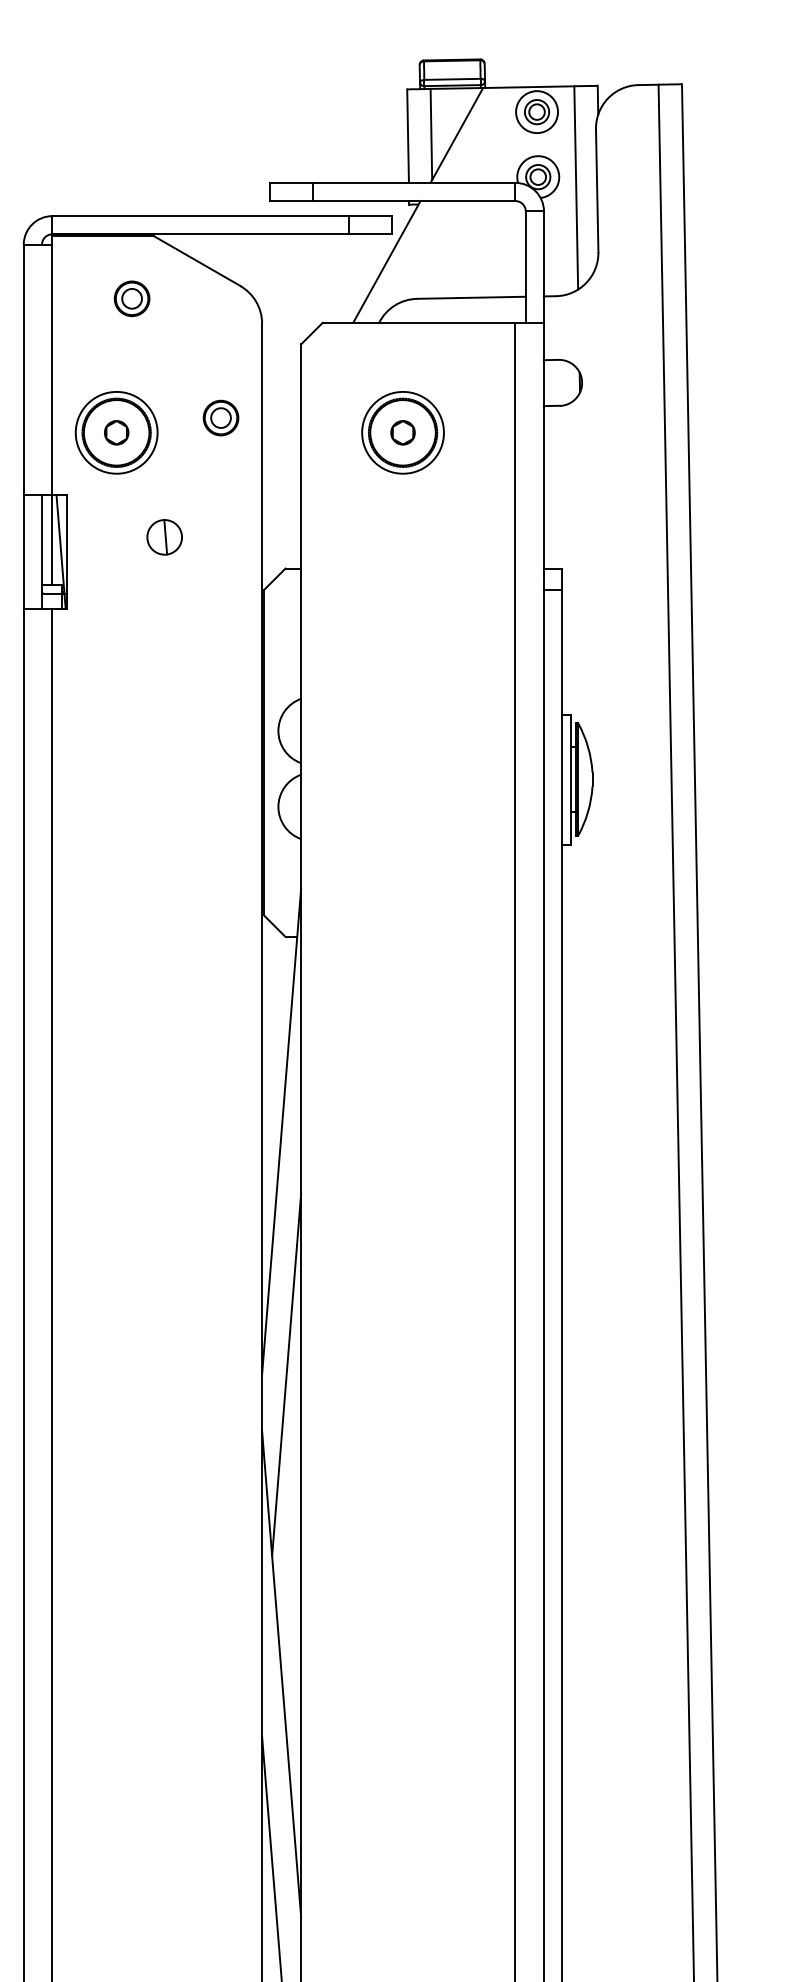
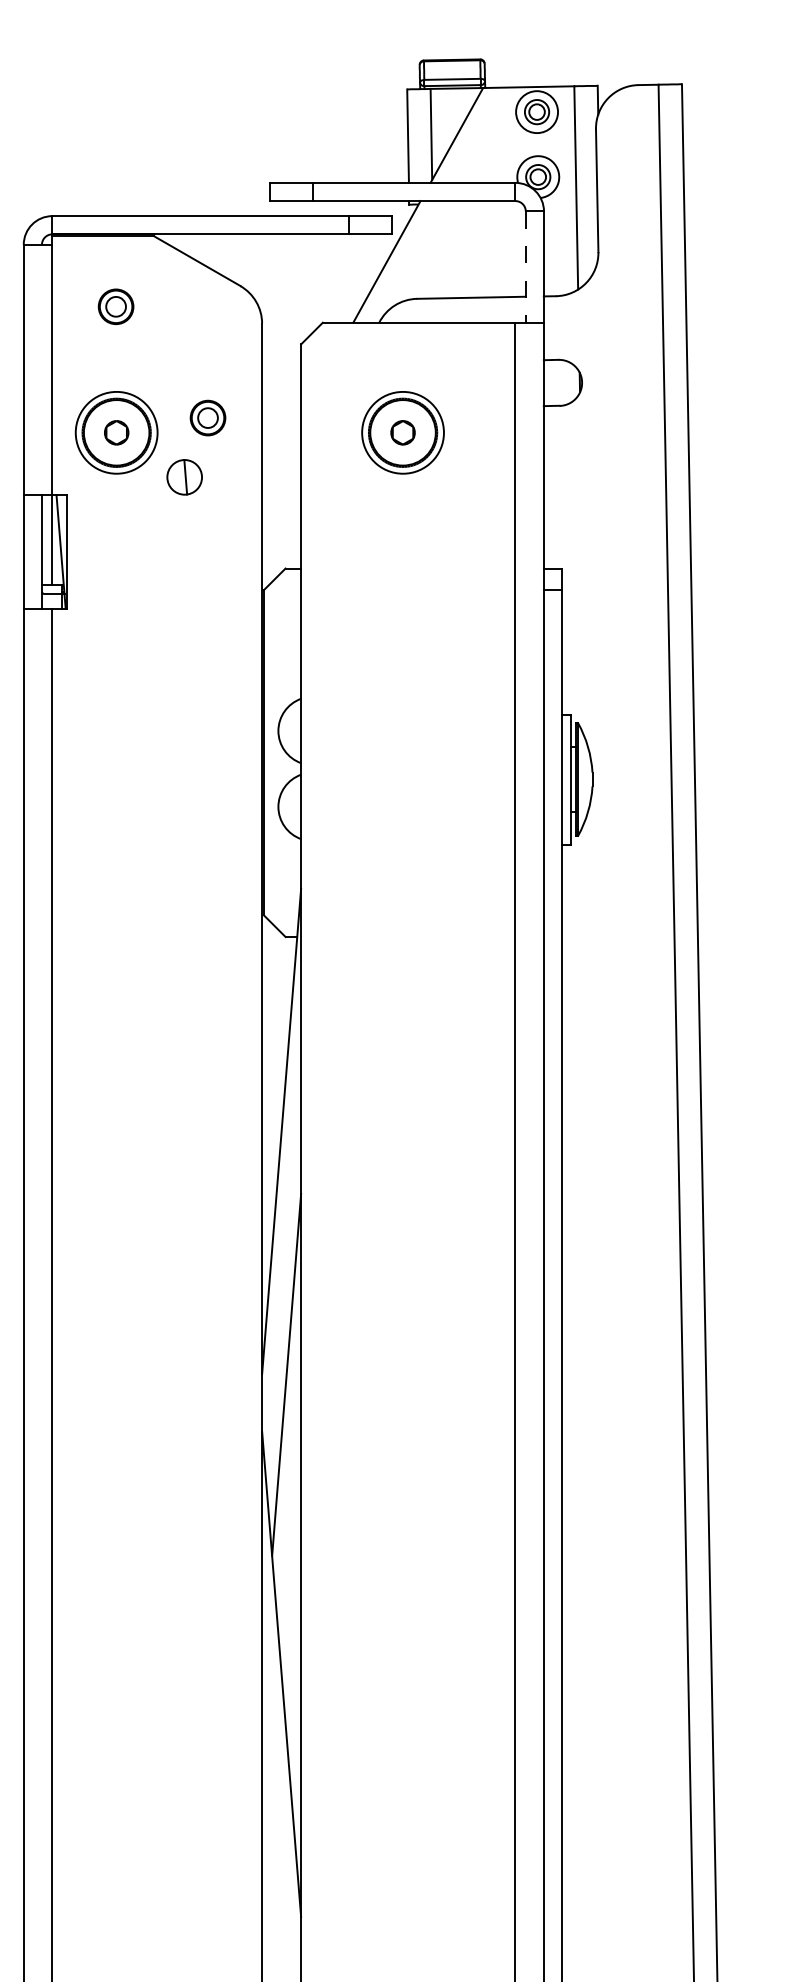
line: solid -> dashed (525, 267)
part position: (131, 298) -> (115, 306) (115, 306)
part position: (220, 417) -> (207, 417) (207, 417)
part position: (164, 537) -> (184, 477) (184, 477)
line: present -> none (271, 1857)
